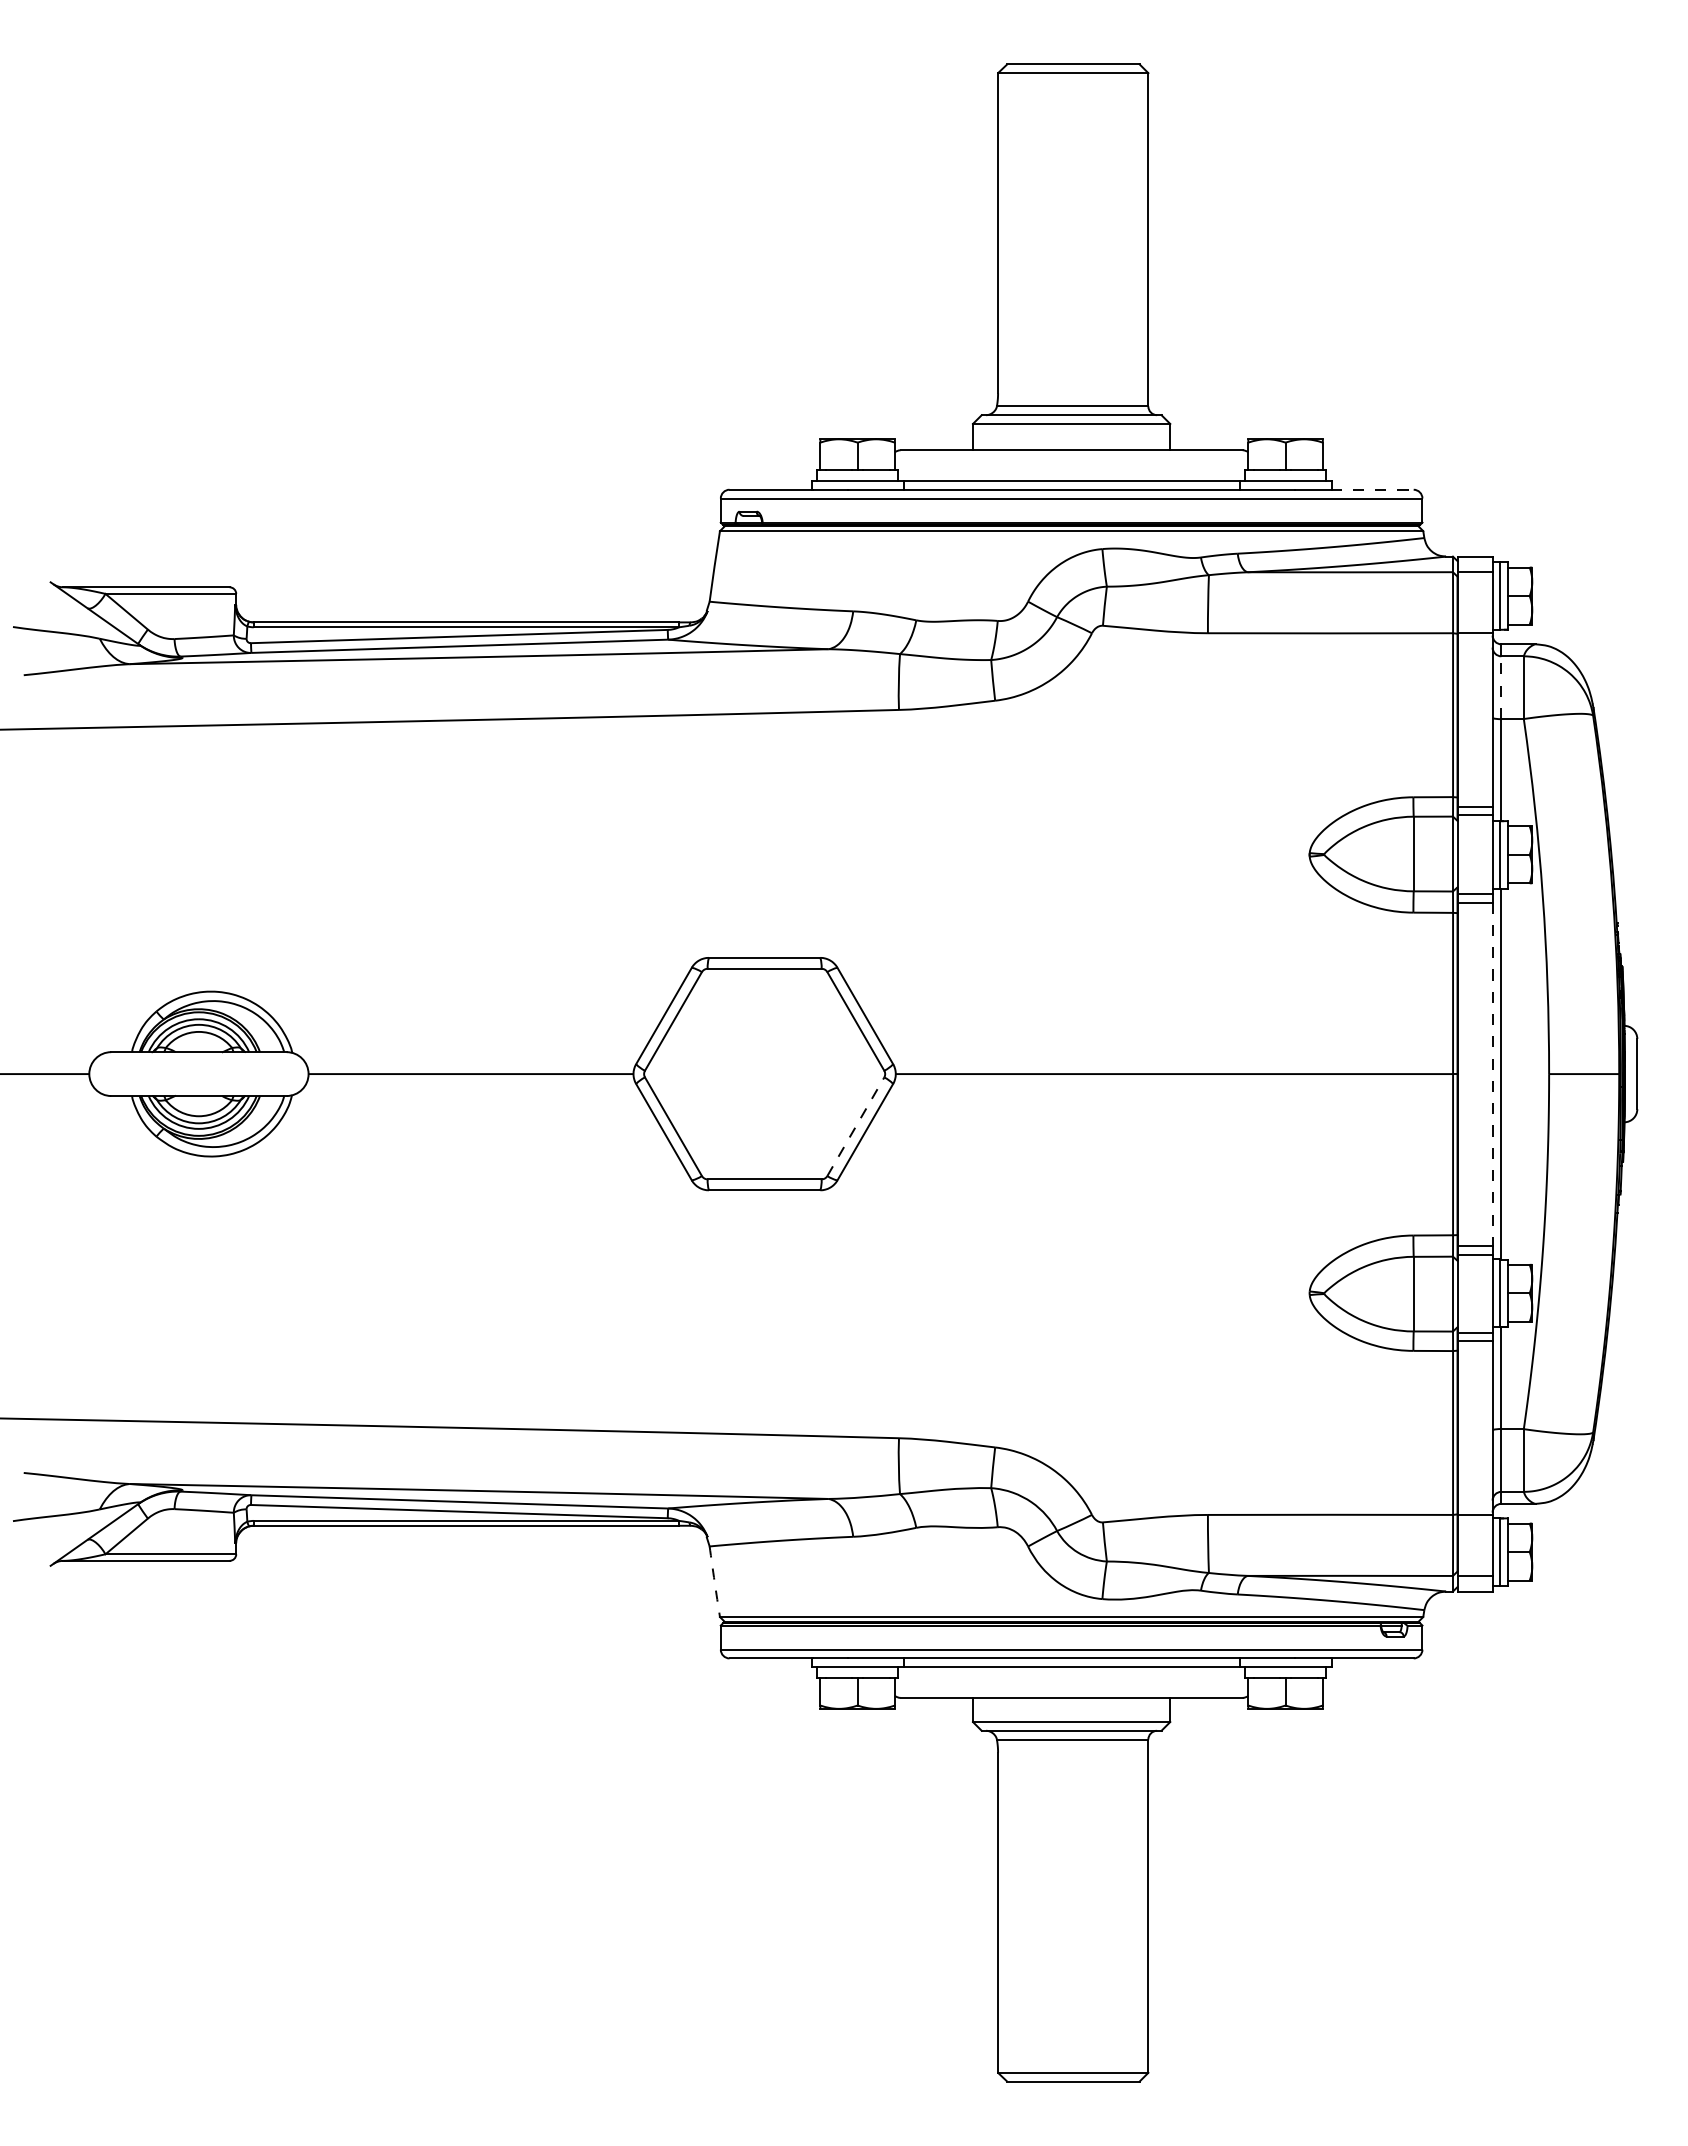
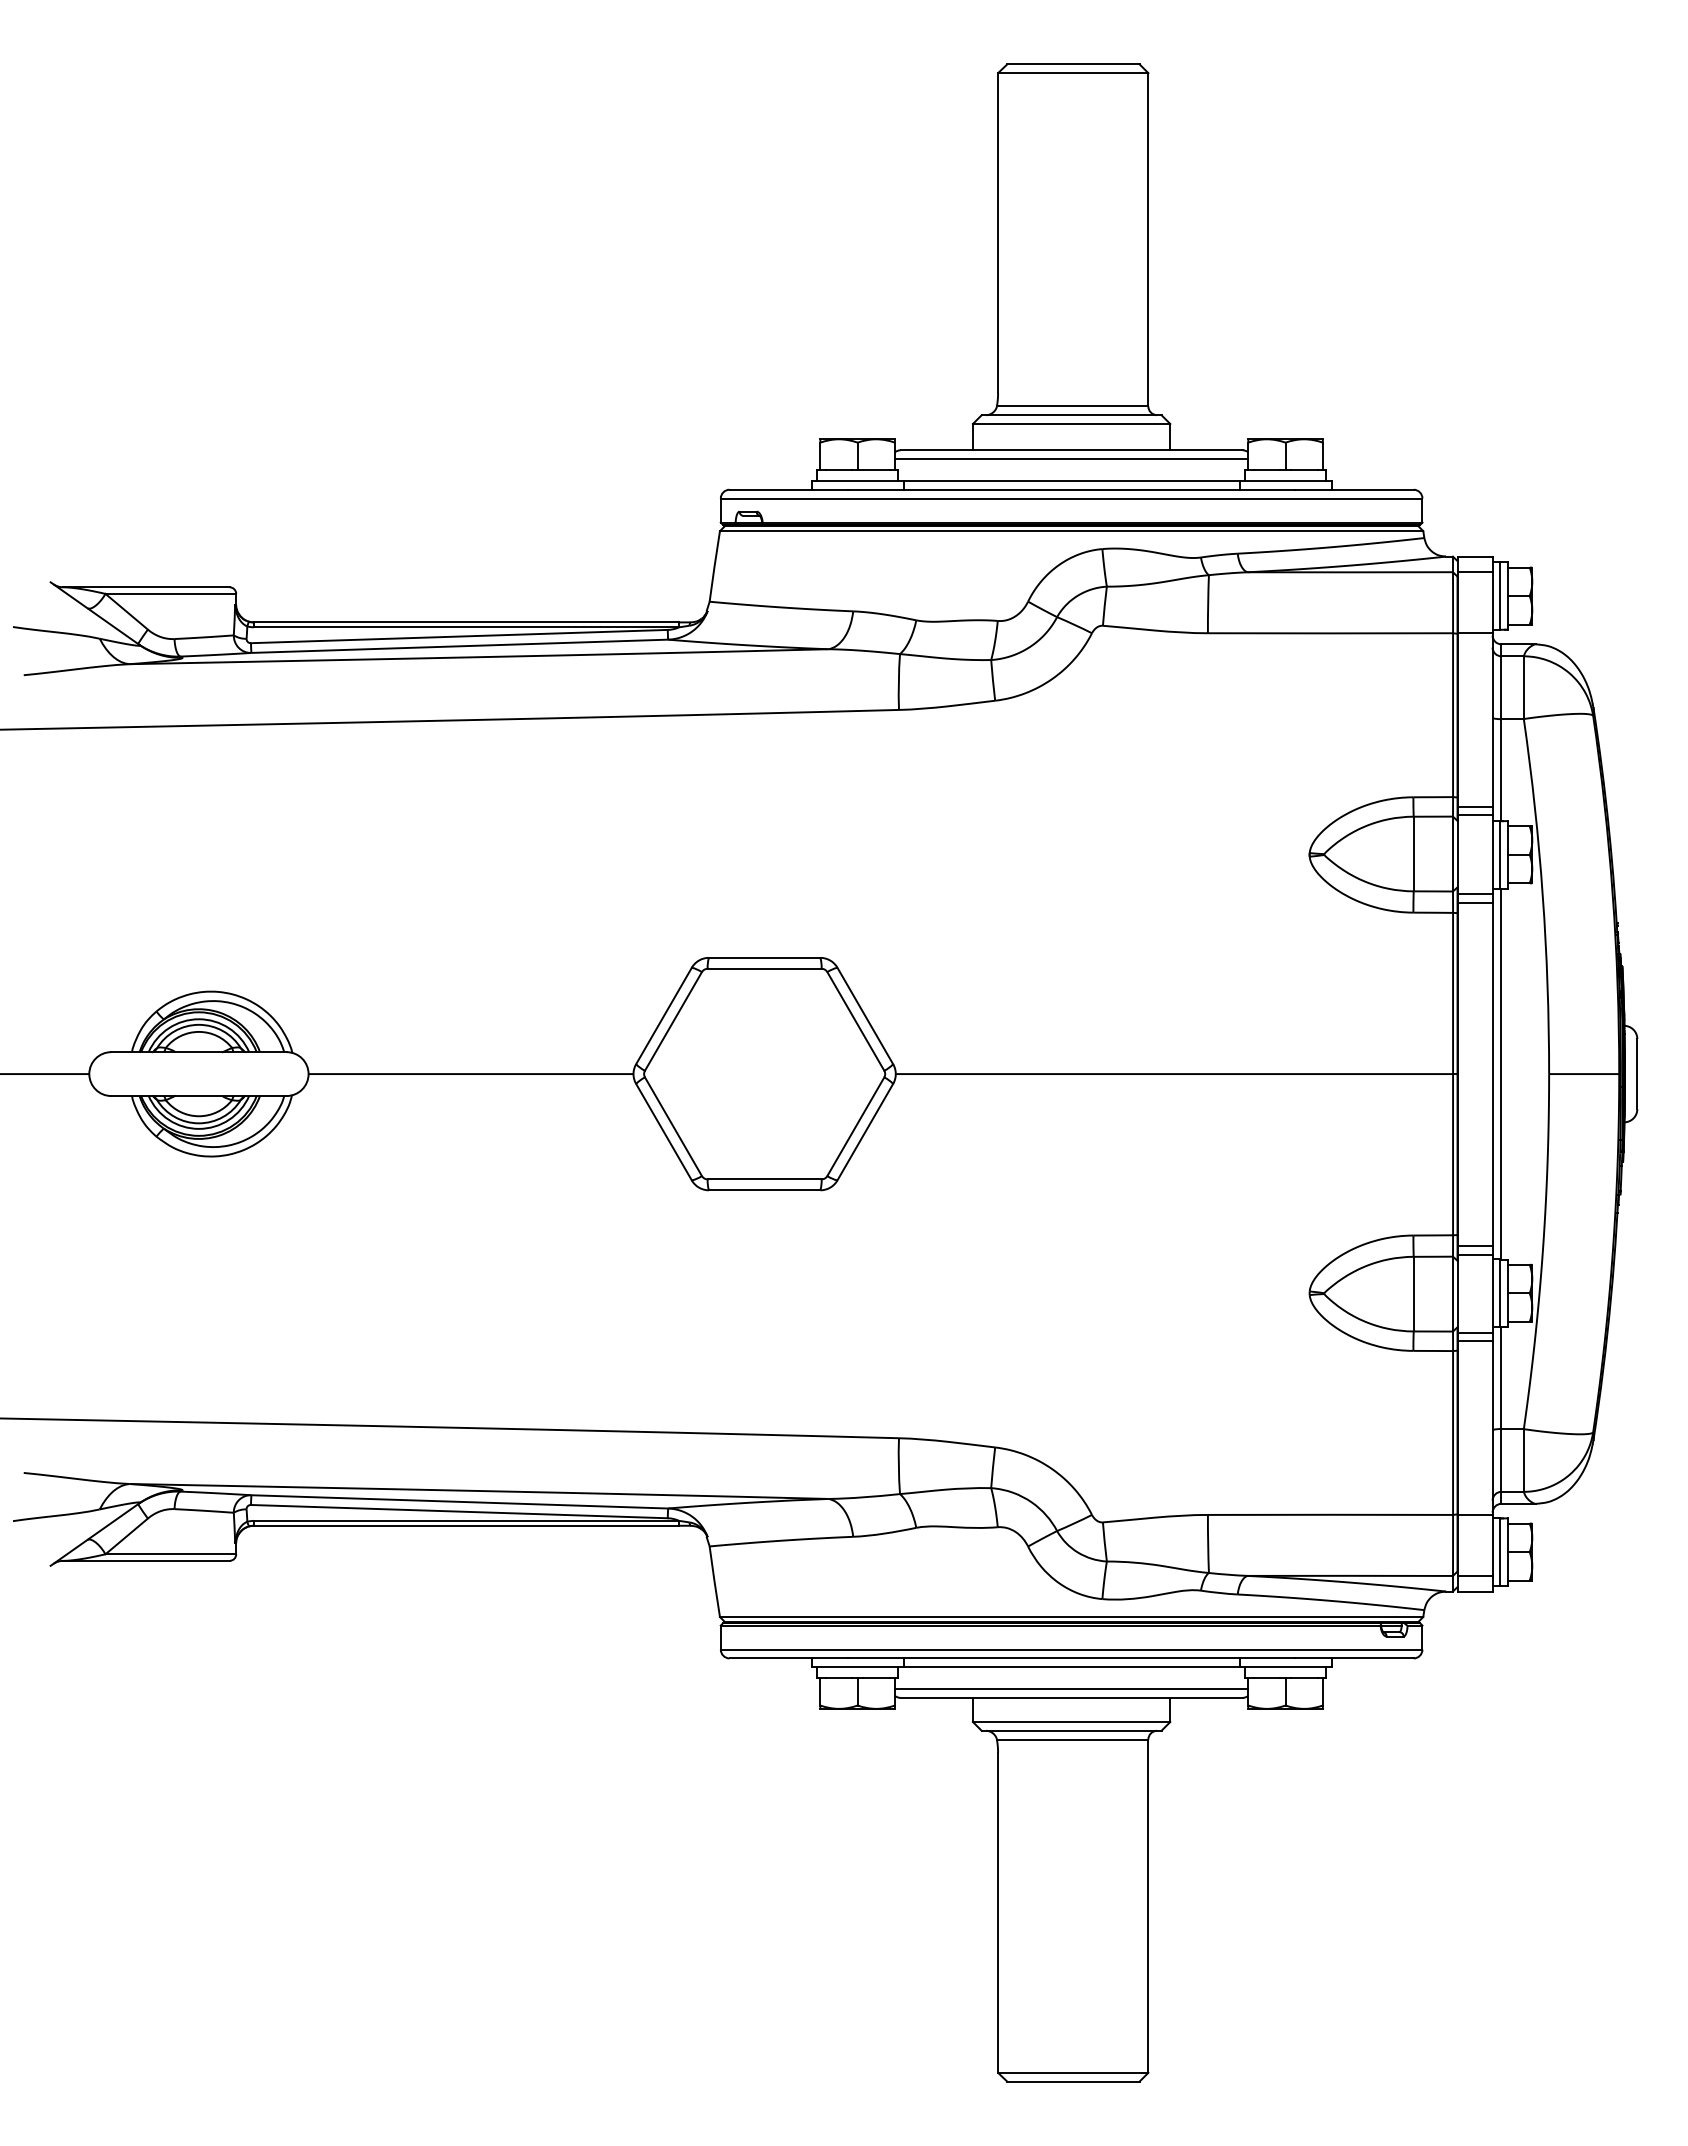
line: none -> present (1071, 459)
line: dashed -> solid (1372, 489)
line: dashed -> solid (1501, 687)
line: dashed -> solid (1492, 1074)
line: dashed -> solid (855, 1126)
arc: dashed -> solid (714, 1581)
line: none -> present (1071, 1689)
